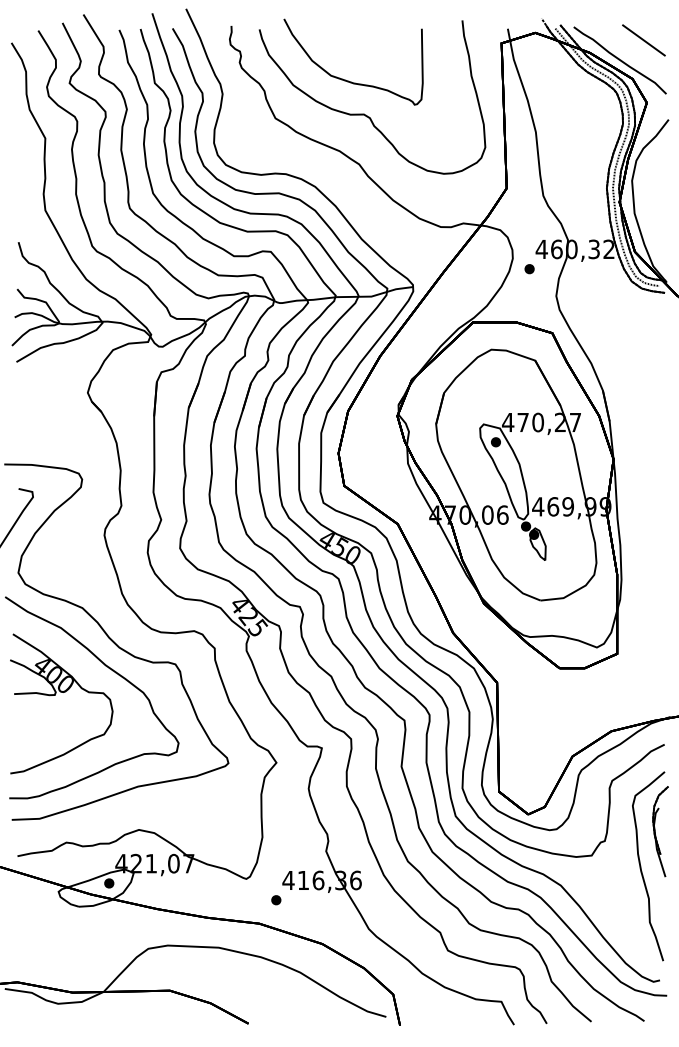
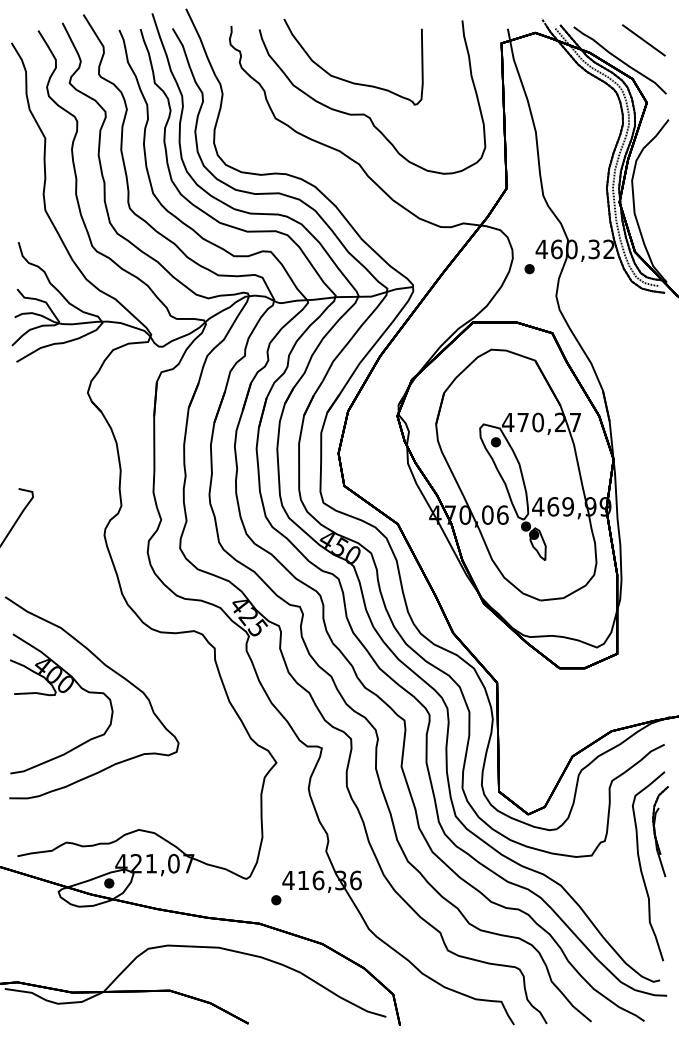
part: present -> none (116, 641)
